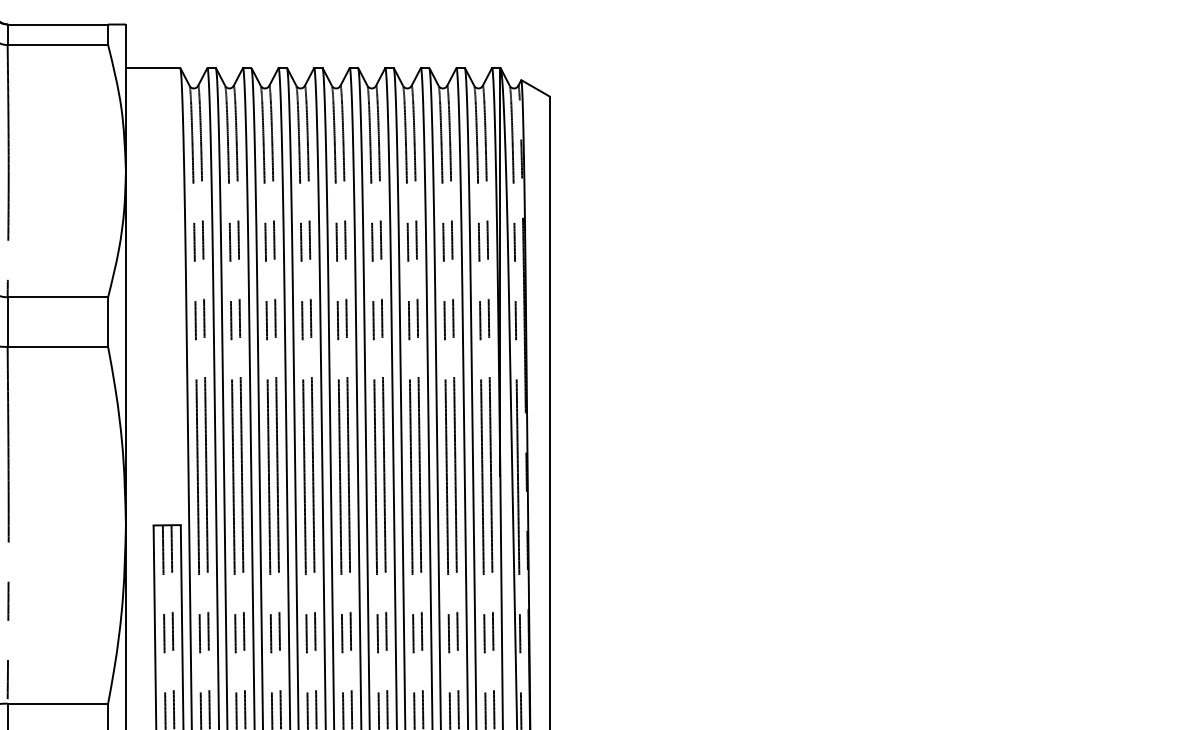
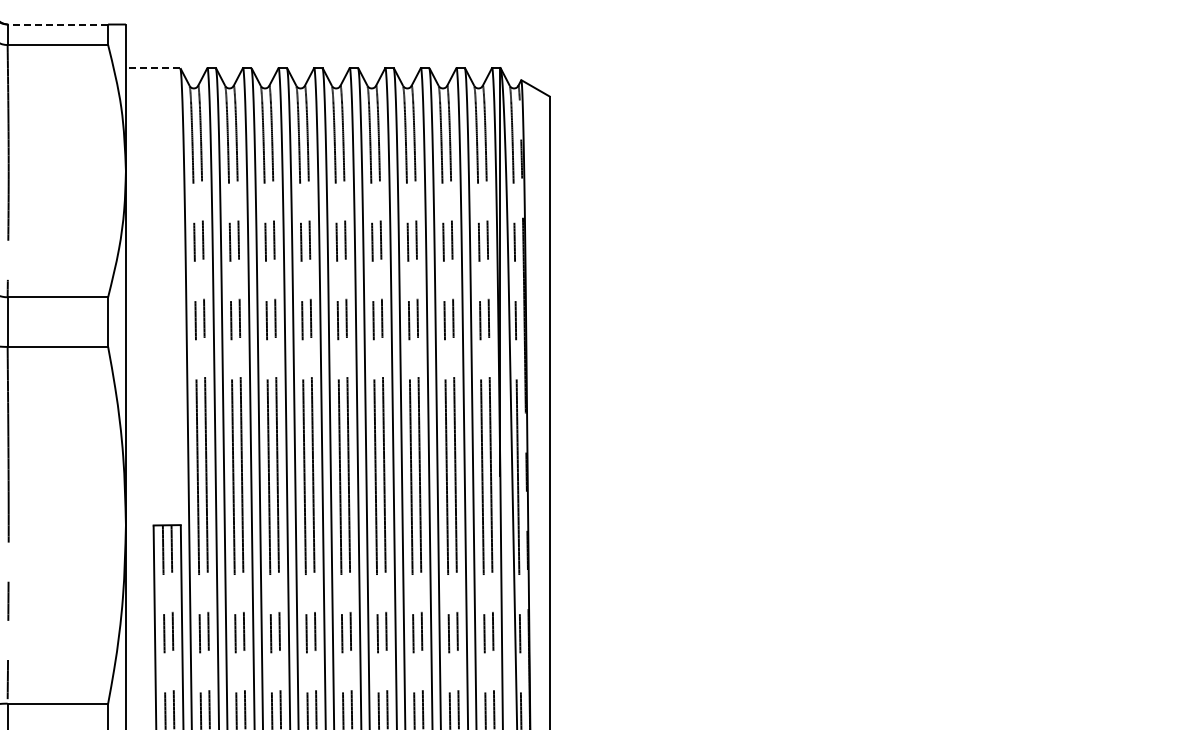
line: solid -> dashed (57, 24)
line: solid -> dashed (152, 68)
